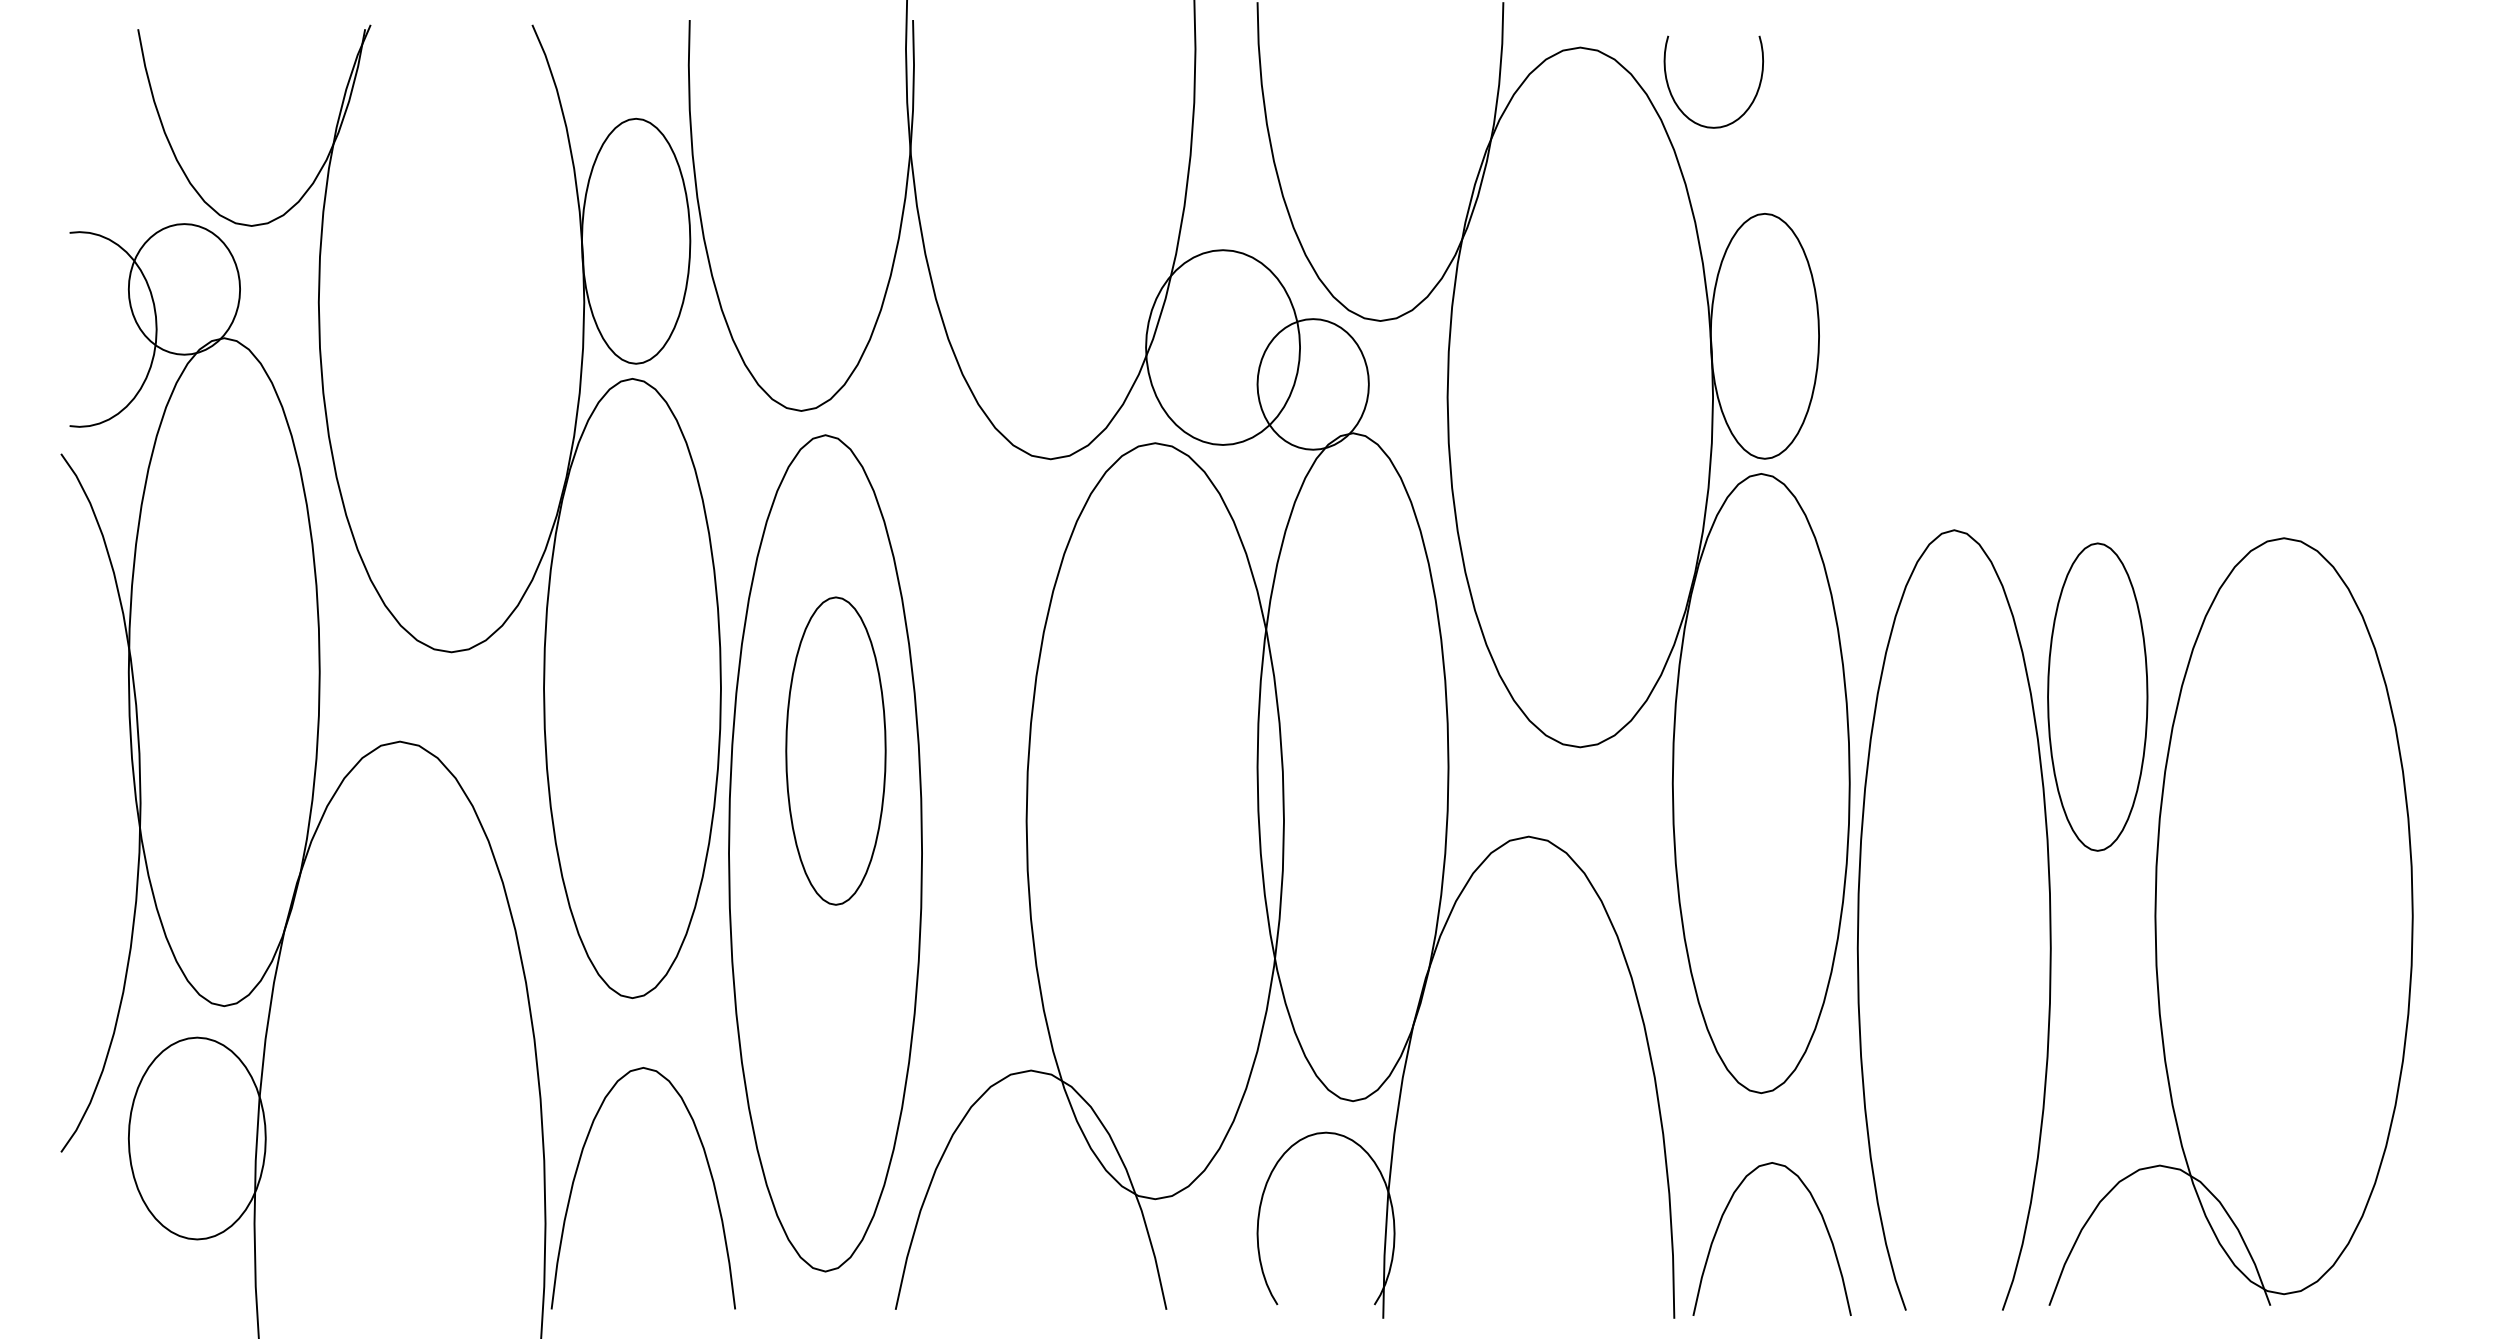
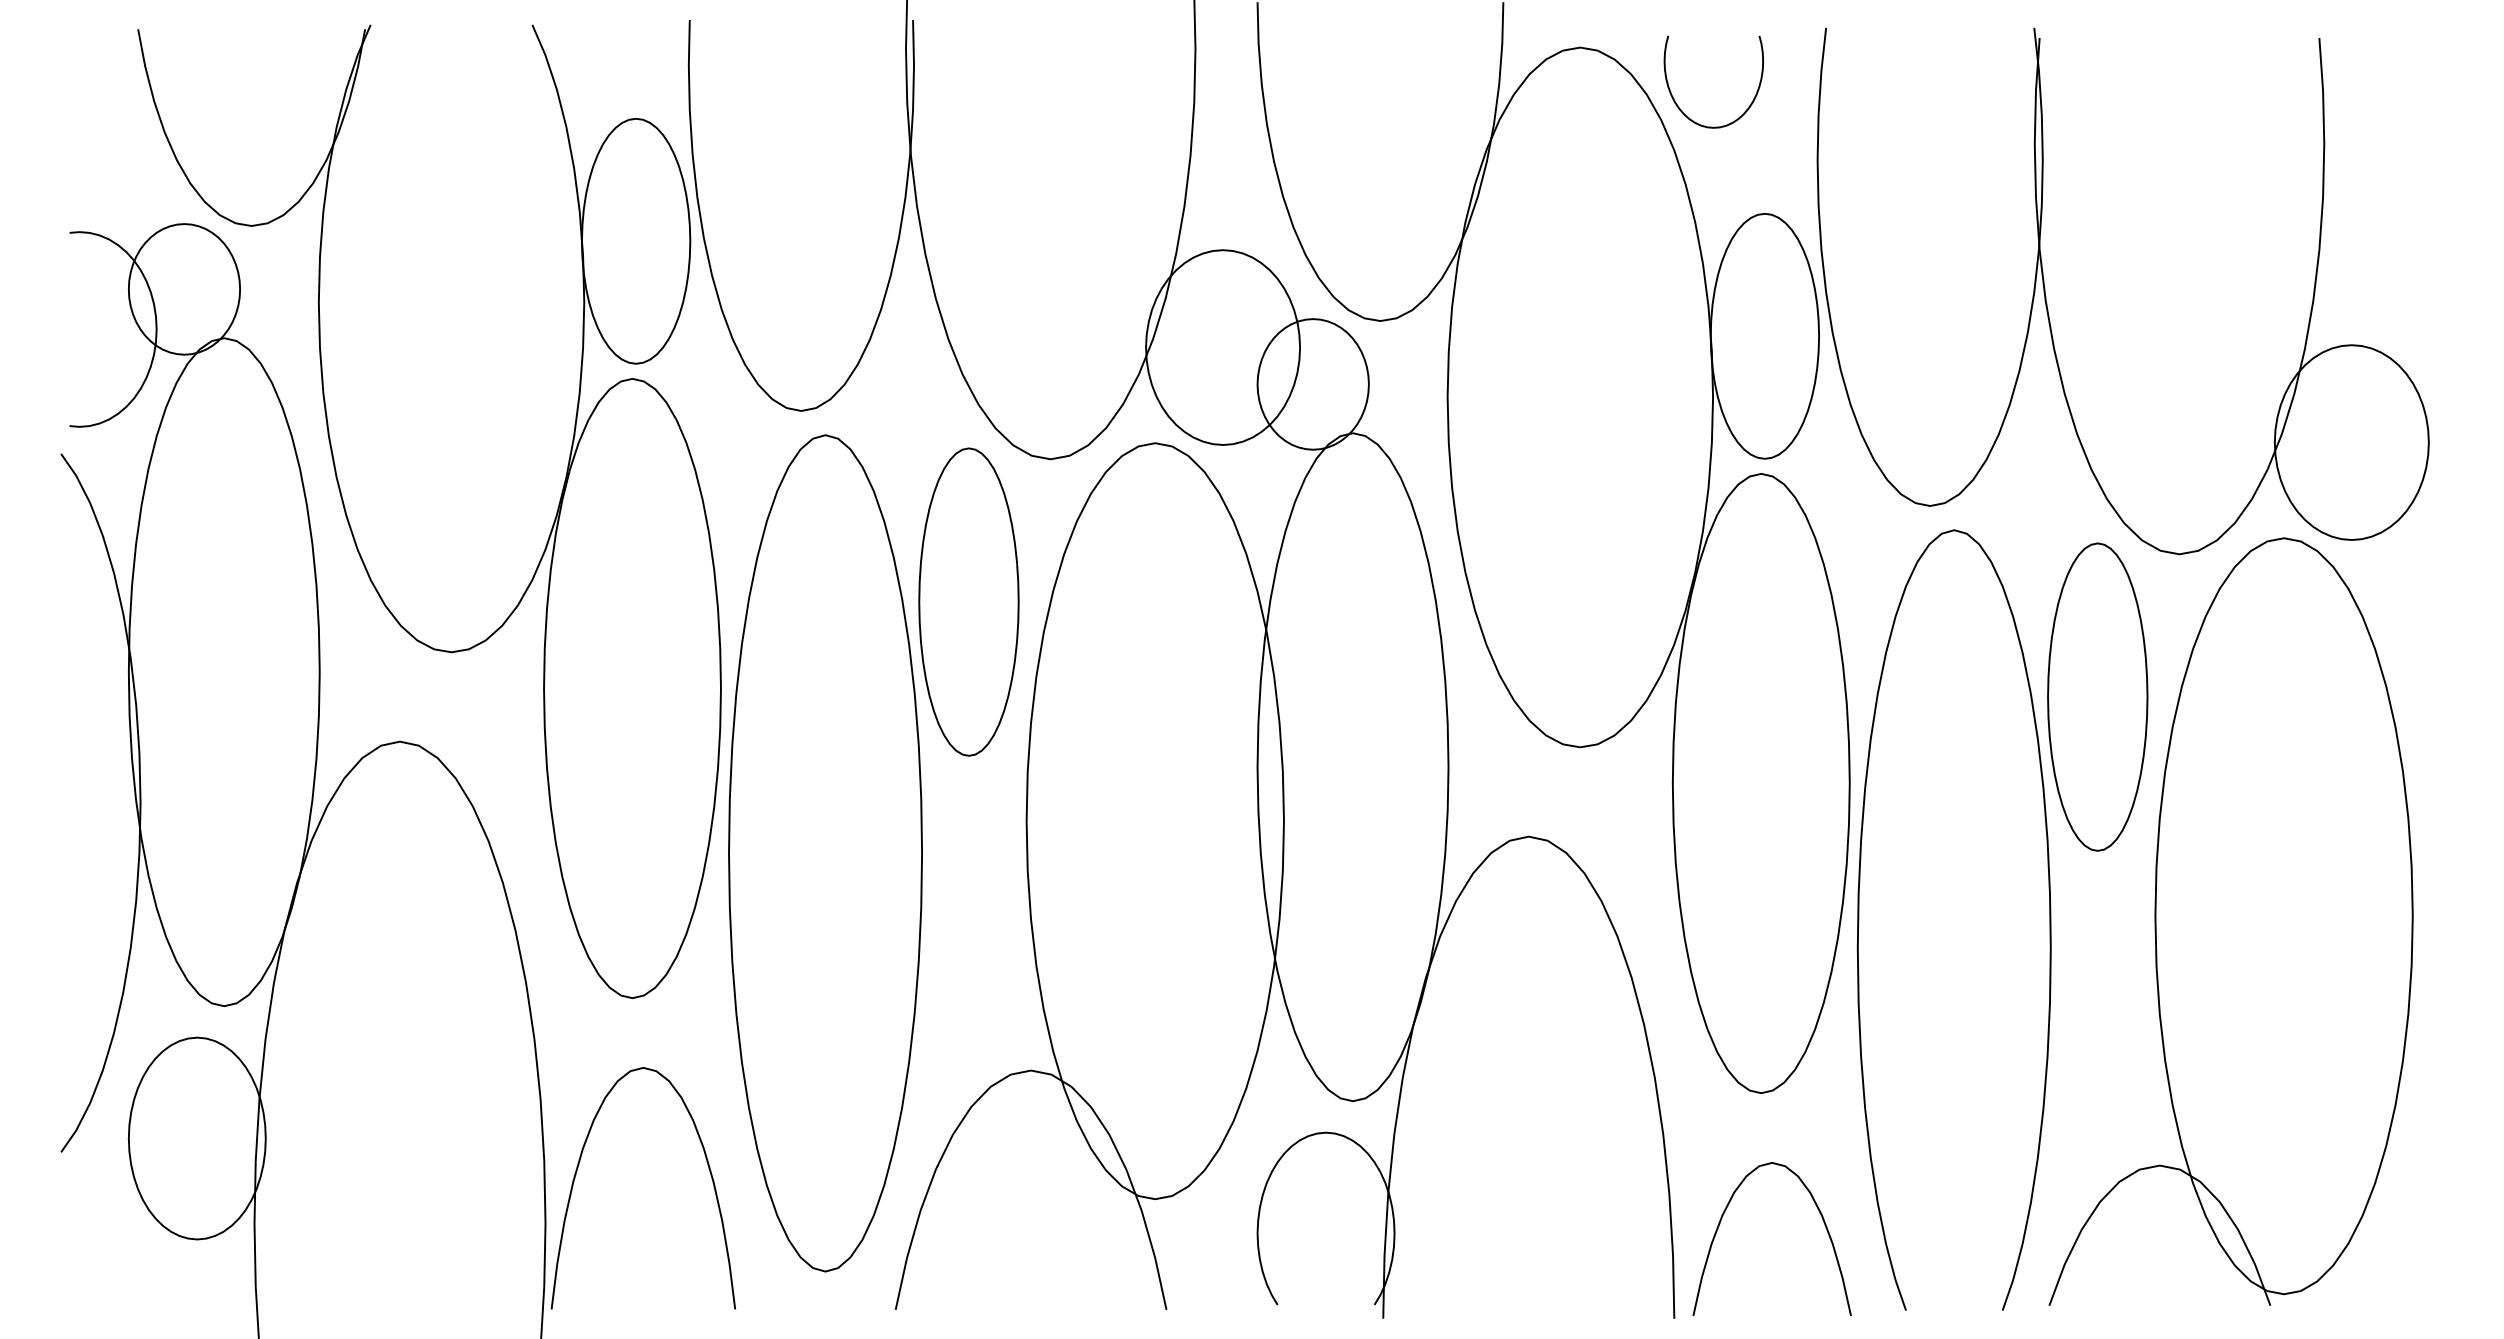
part: none -> present (2047, 303)
part position: (835, 750) -> (968, 601) (968, 601)
